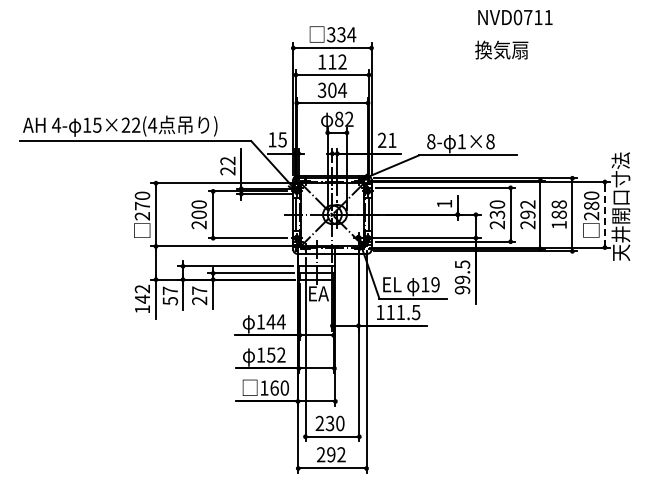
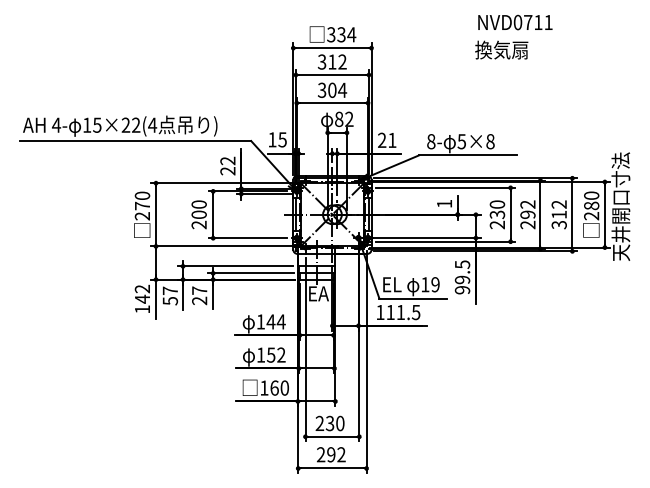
text position: (515, 17) -> (515, 22) (515, 22)
text: 112 -> 312 (321, 61)
text: 1×8 -> 5×8 (461, 141)
text: 188 -> 312 (558, 214)
line: dashed -> solid (604, 214)
